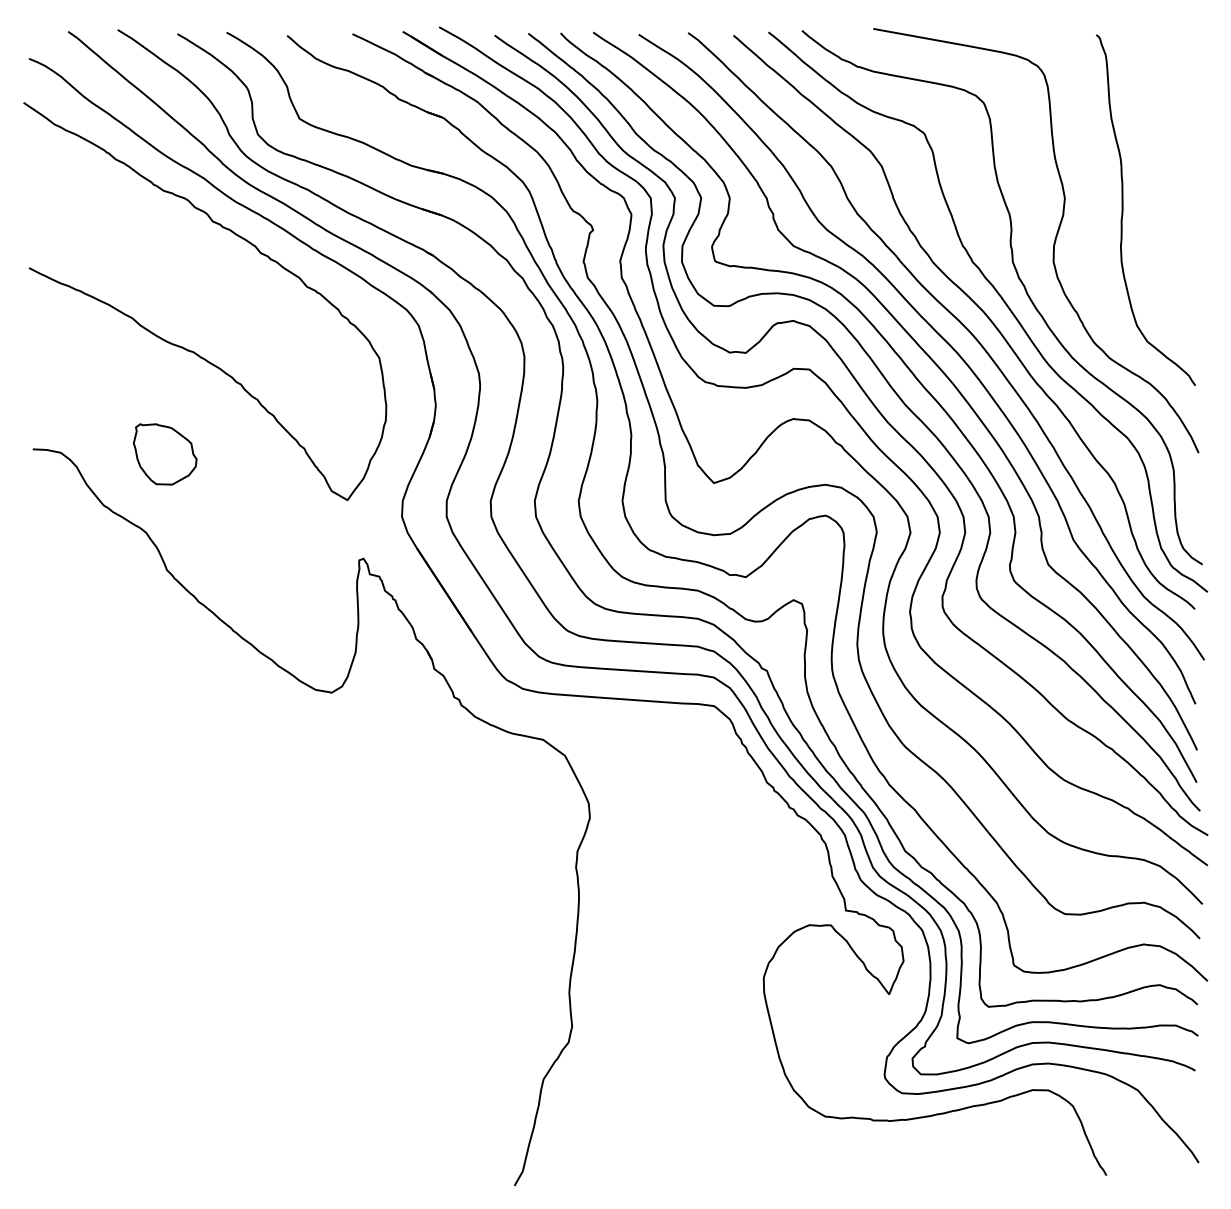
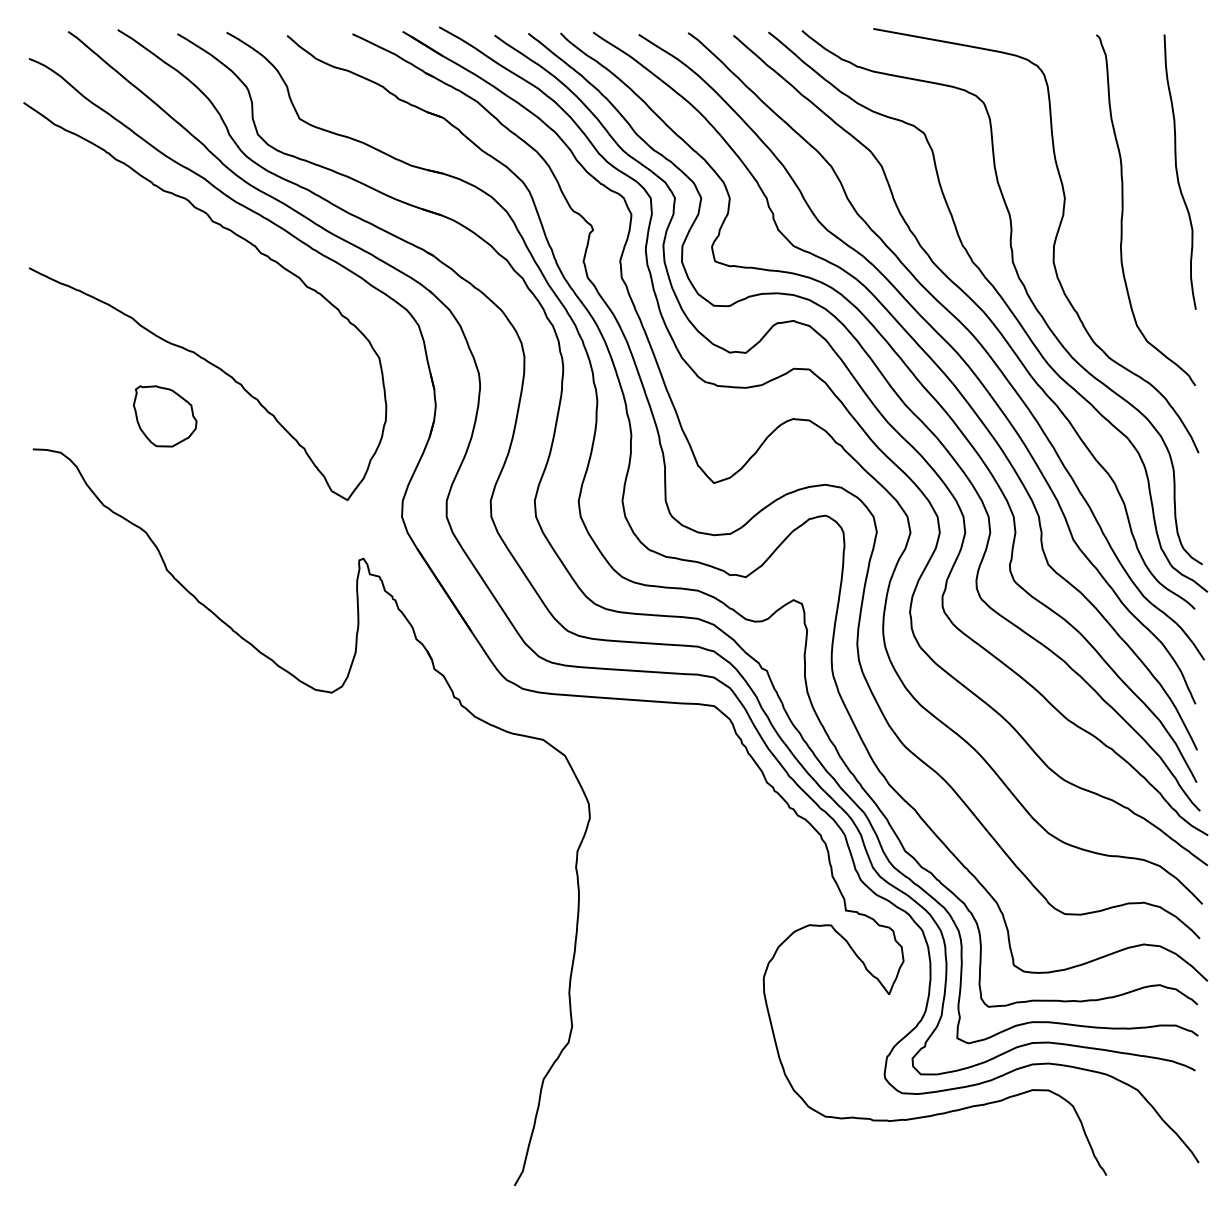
curve: none -> present (1177, 171)
part position: (164, 454) -> (164, 416) (164, 416)
